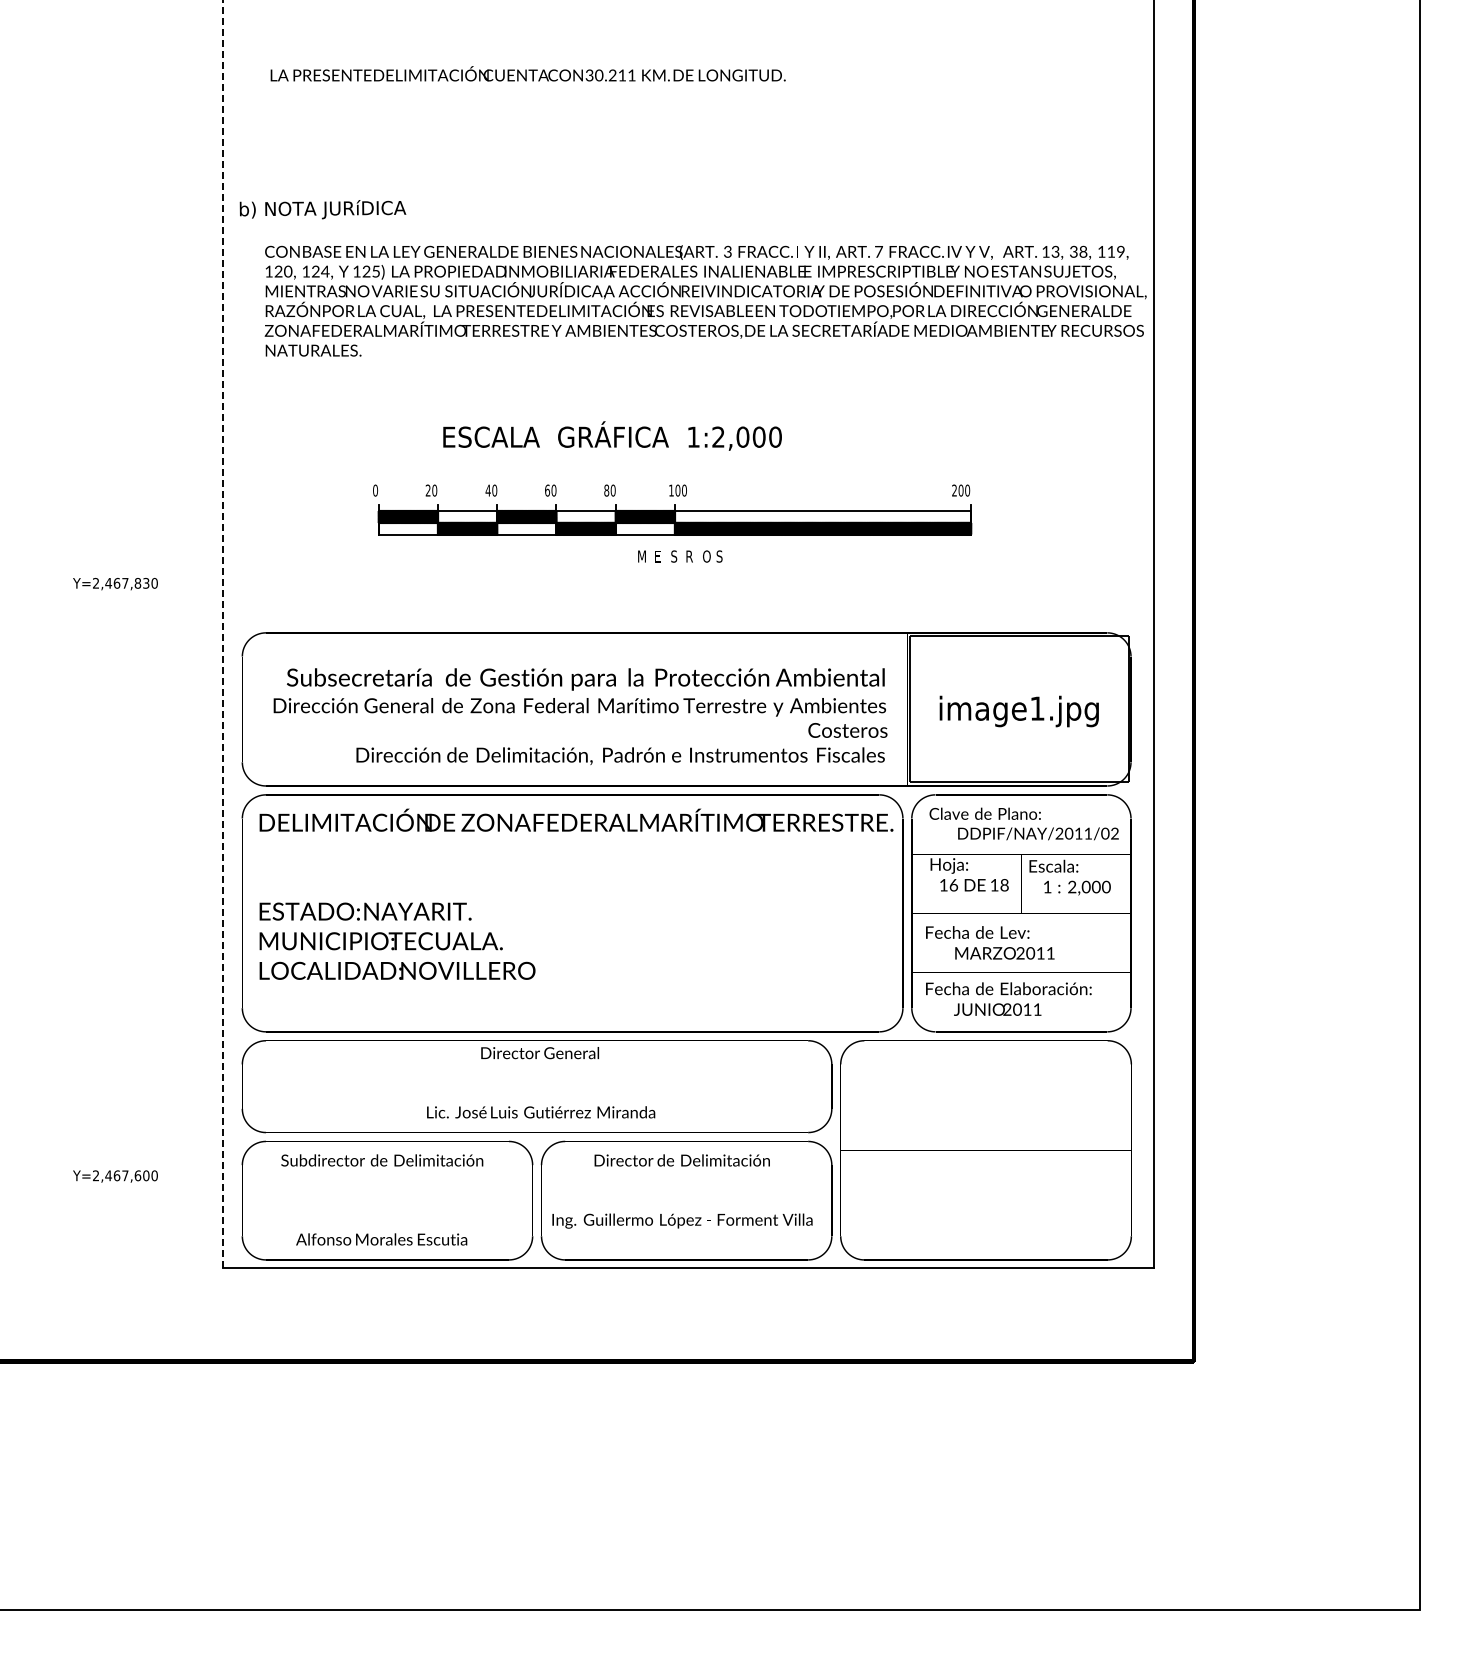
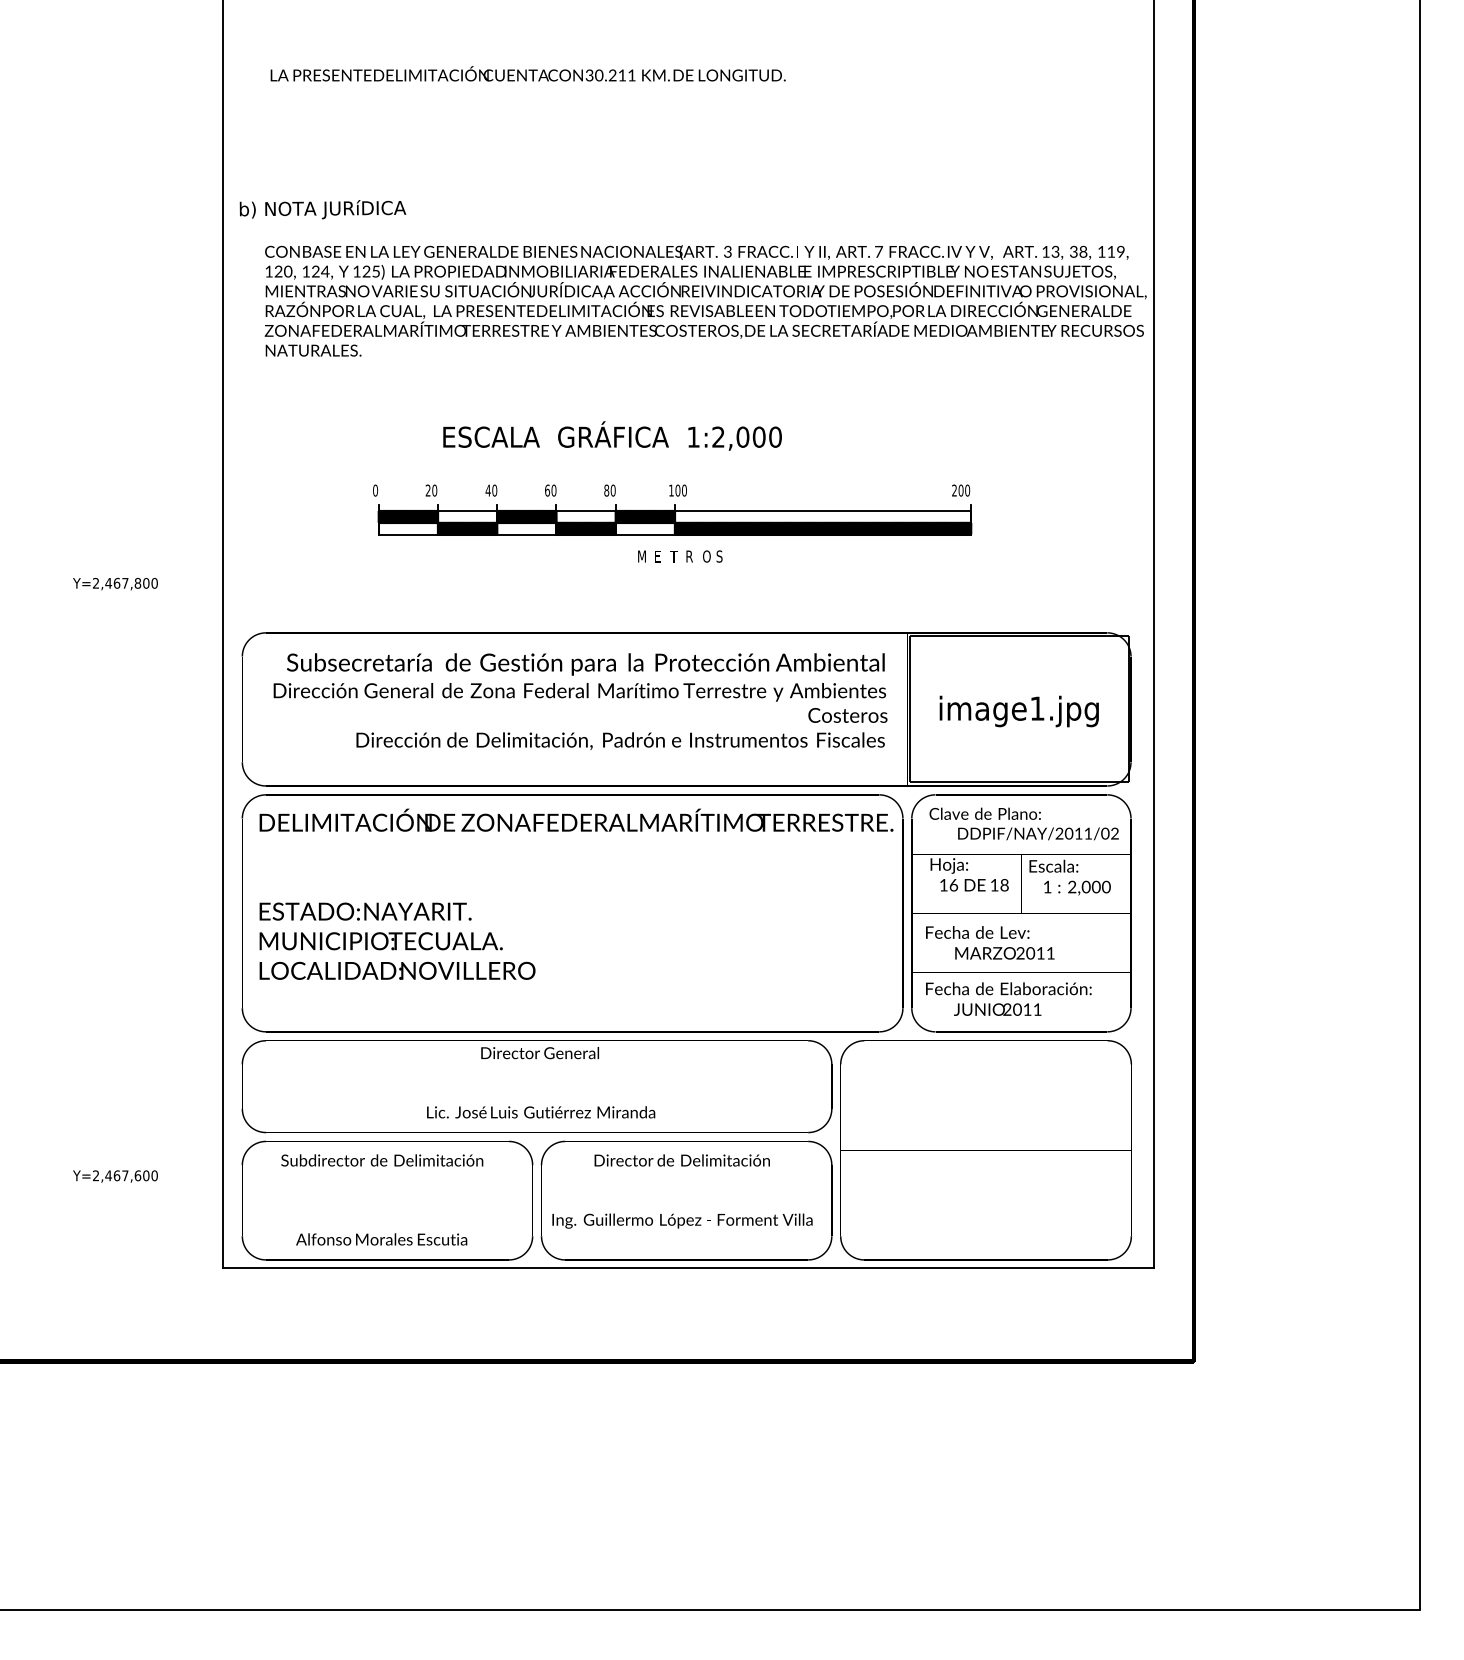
text: S -> T (673, 556)
text: Y=2,467,830 -> Y=2,467,800 (146, 583)
line: dashed -> solid (222, 634)
text position: (580, 716) -> (580, 701) (580, 701)
